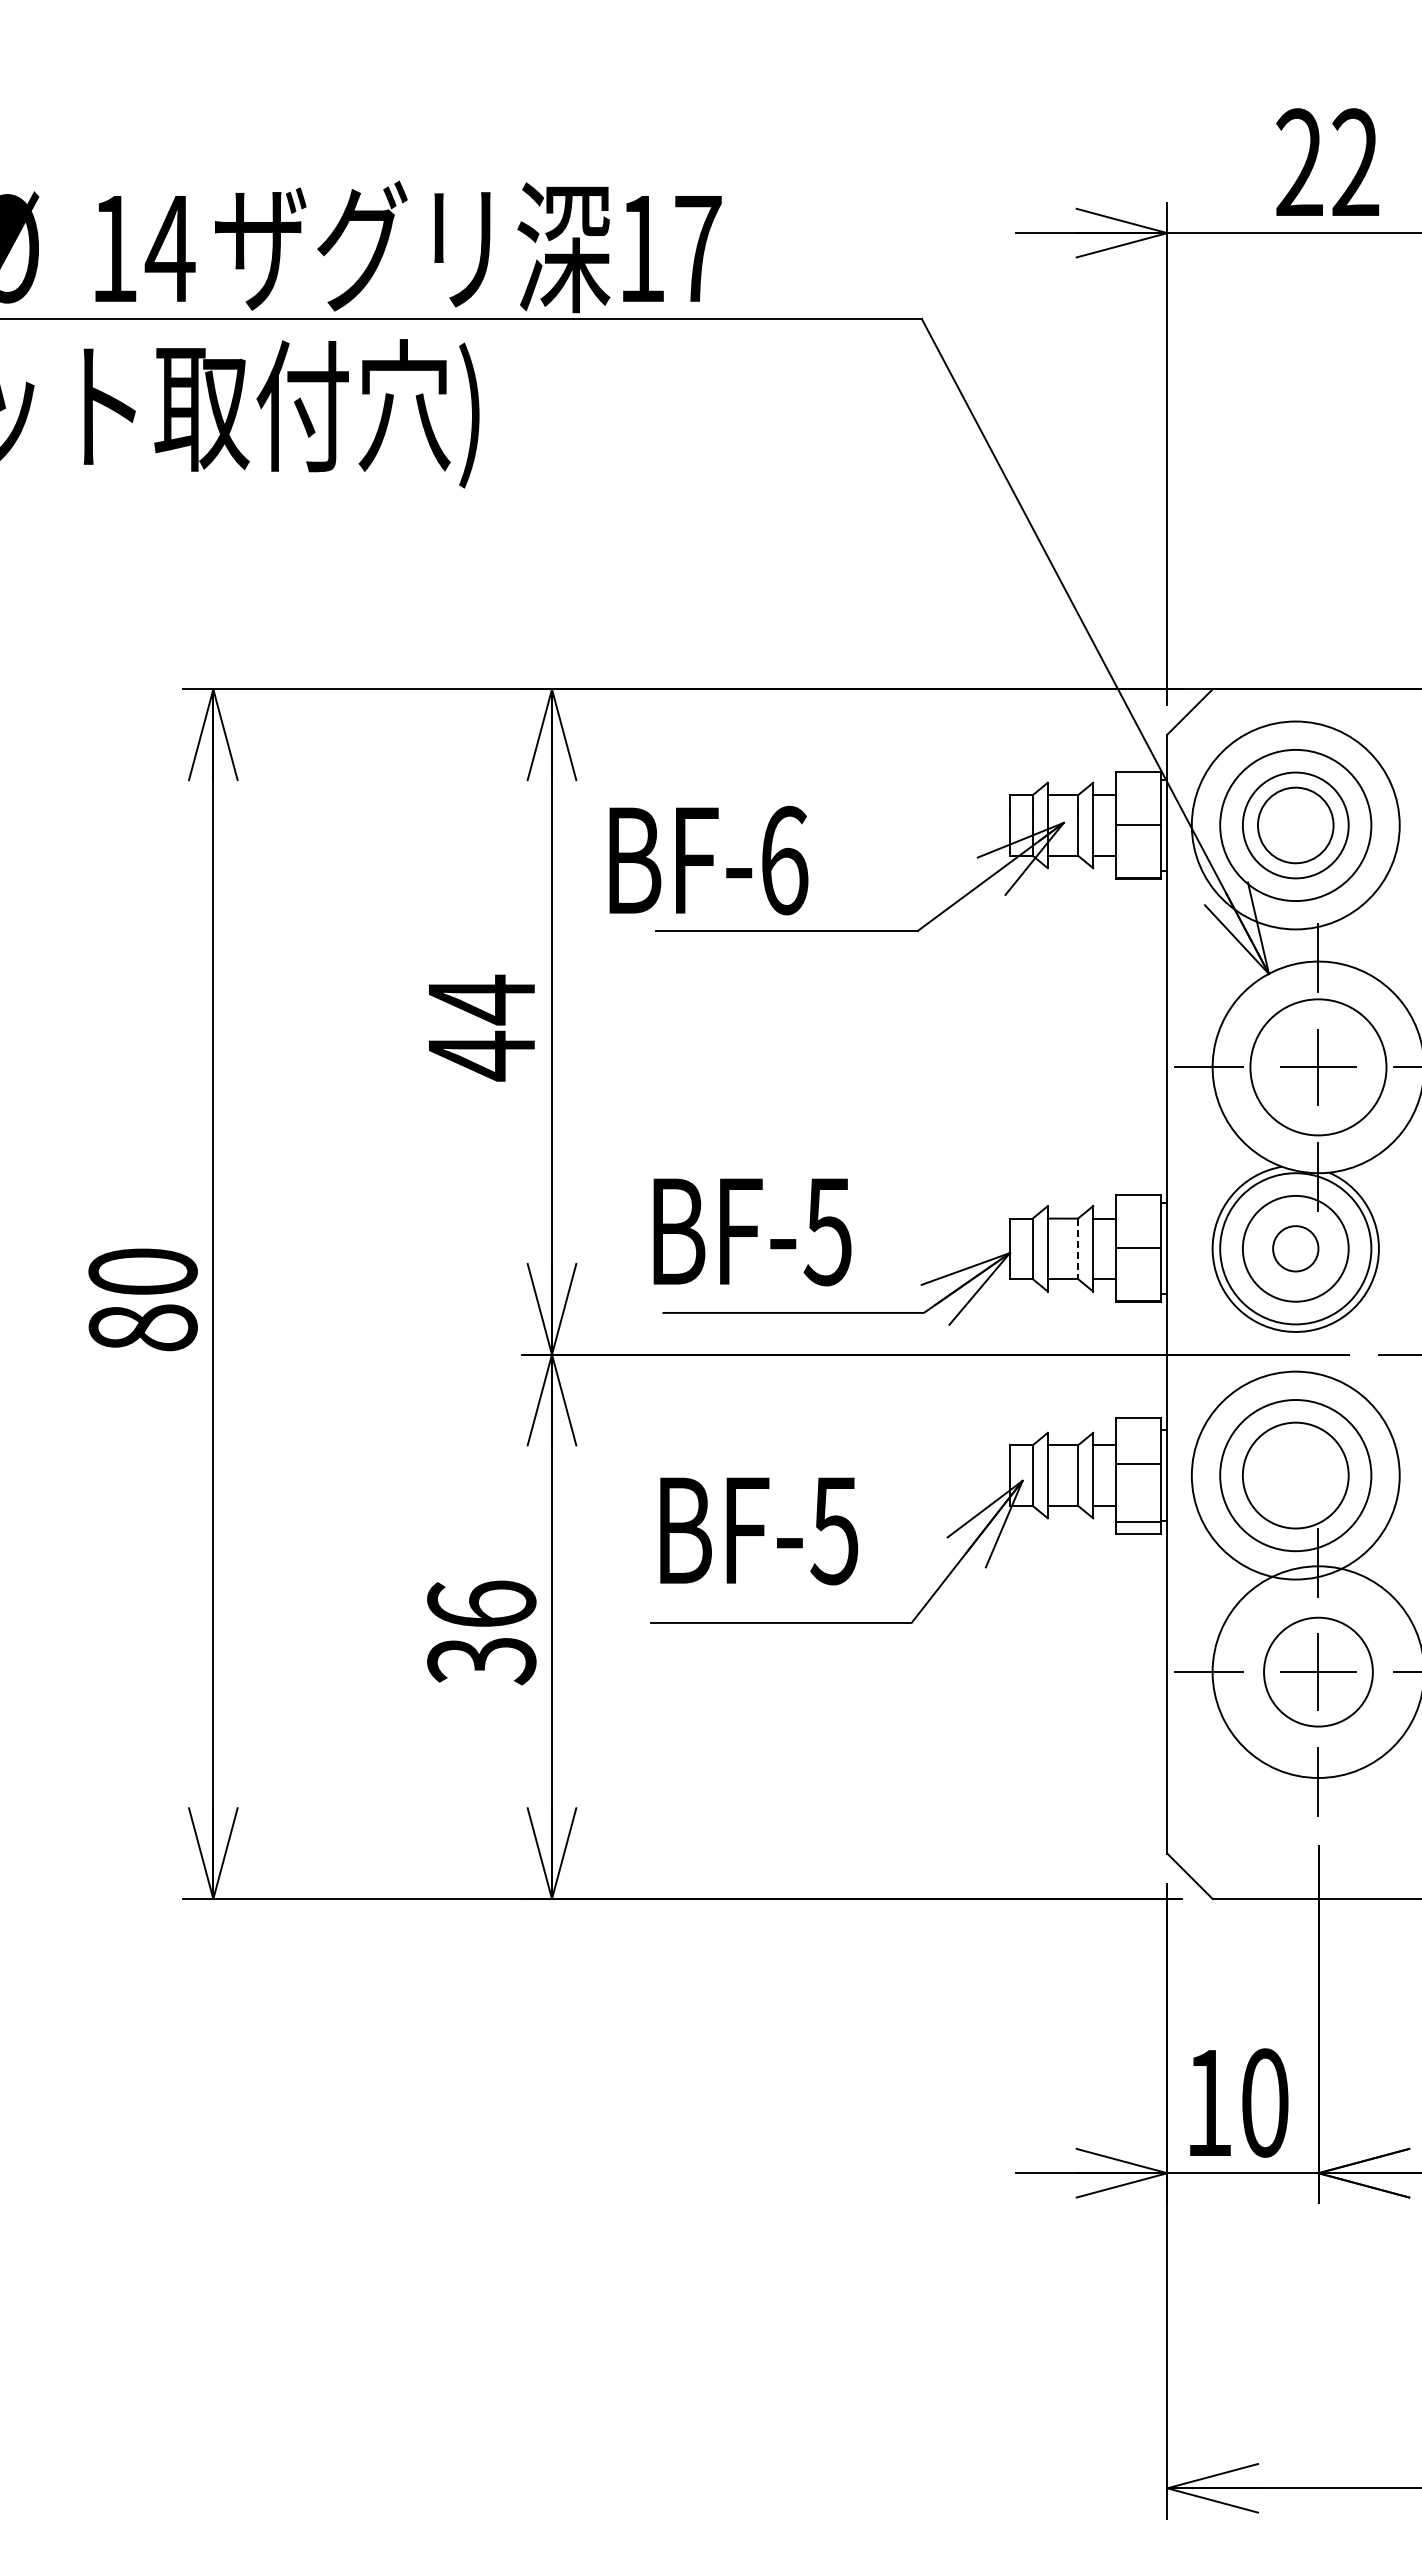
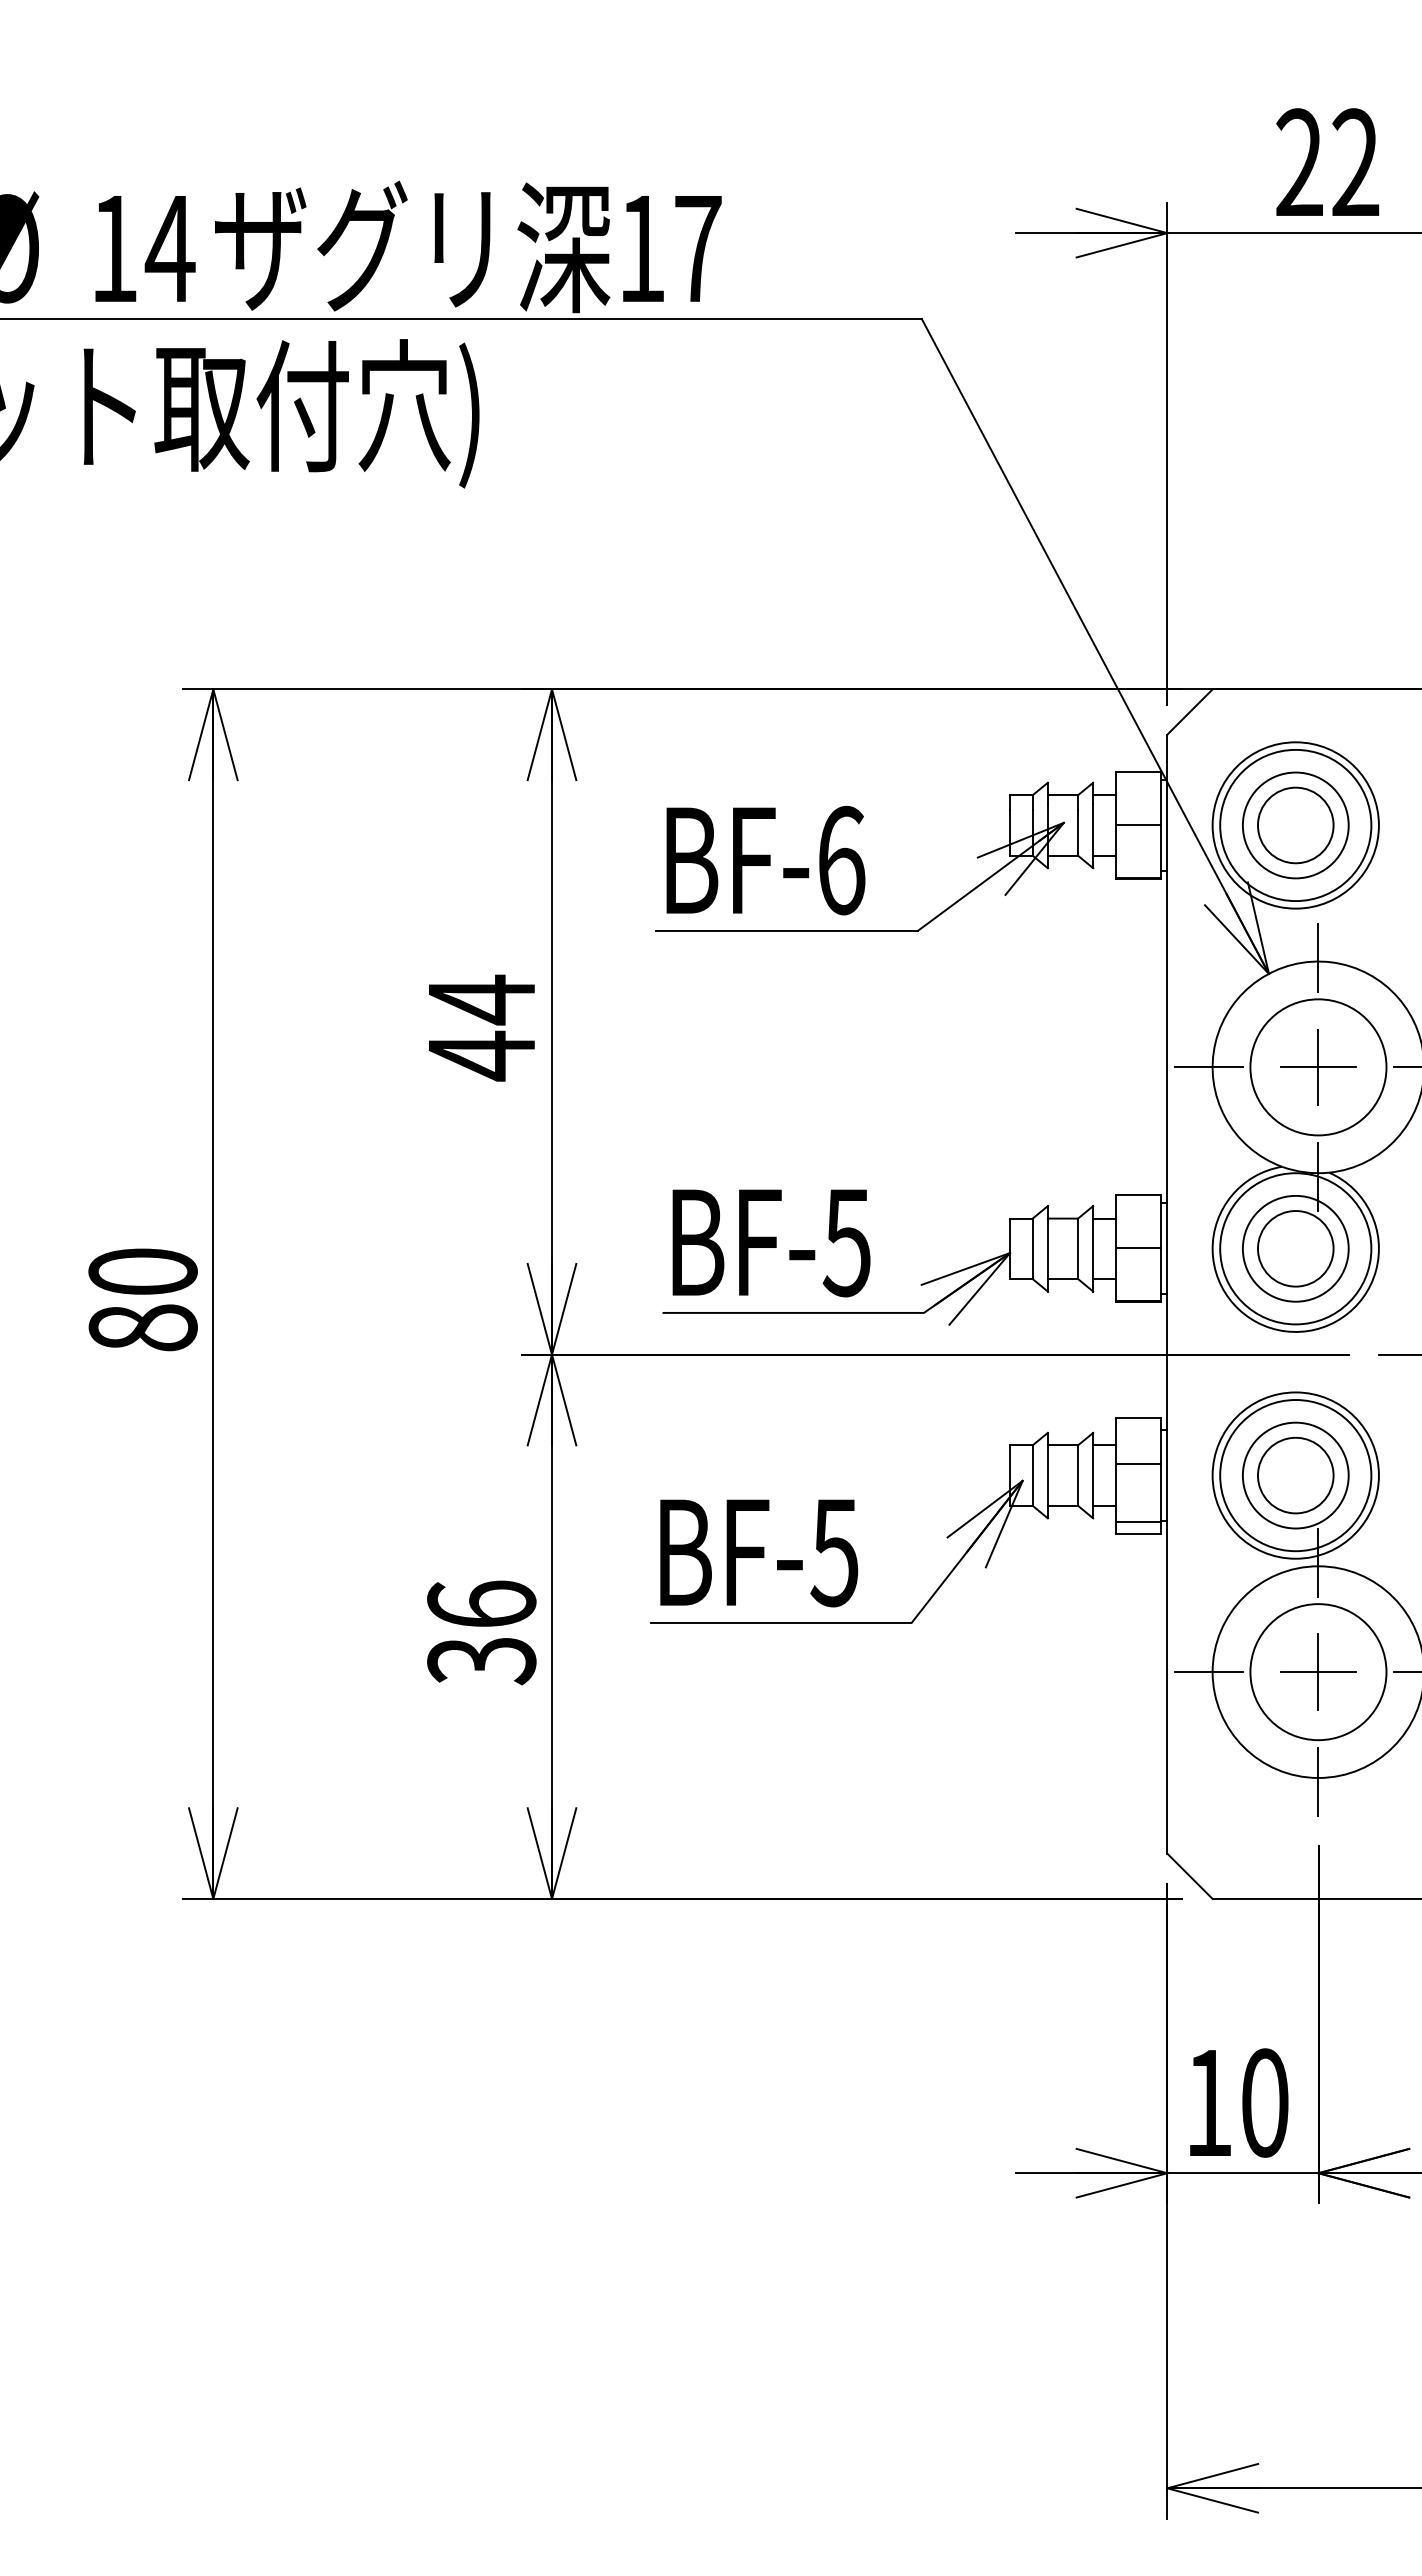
circle diameter: 208 px -> 166 px (1295, 825)
text position: (708, 860) -> (765, 860) (765, 860)
text position: (752, 1232) -> (771, 1243) (771, 1243)
circle diameter: 45 px -> 76 px (1295, 1248)
line: dashed -> solid (1078, 1249)
circle diameter: 208 px -> 166 px (1295, 1475)
circle: none -> present (1295, 1475)
text position: (759, 1531) -> (759, 1553) (759, 1553)
circle diameter: 109 px -> 136 px (1318, 1672)
